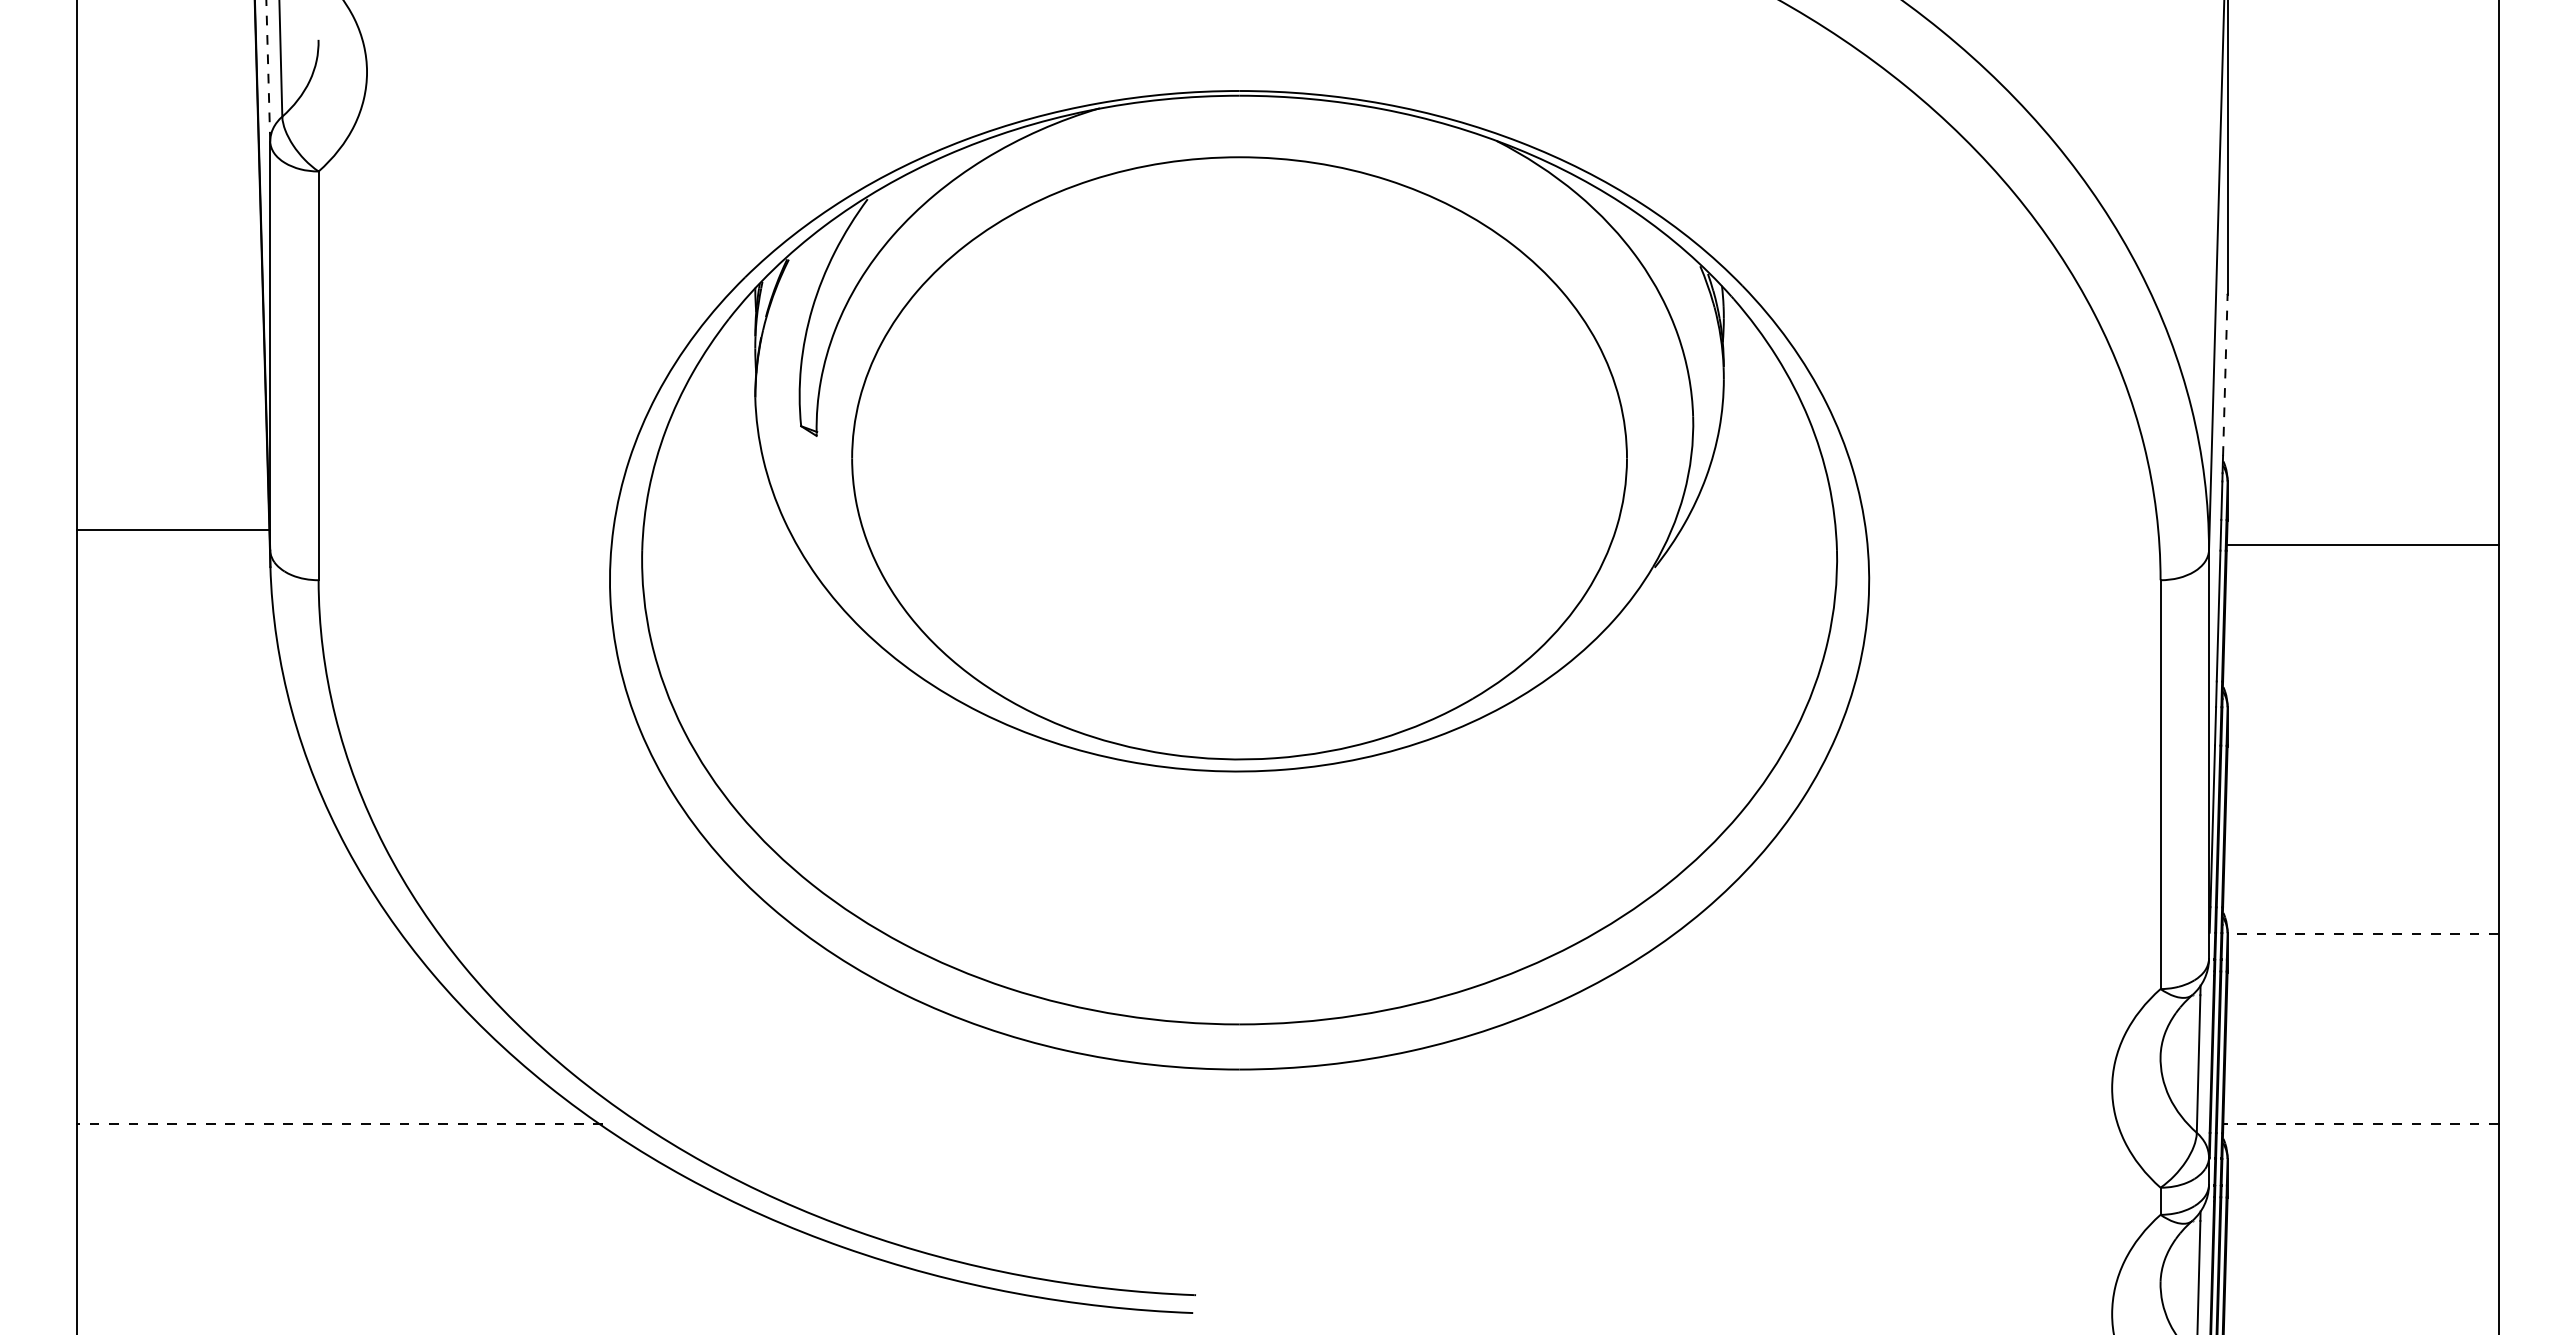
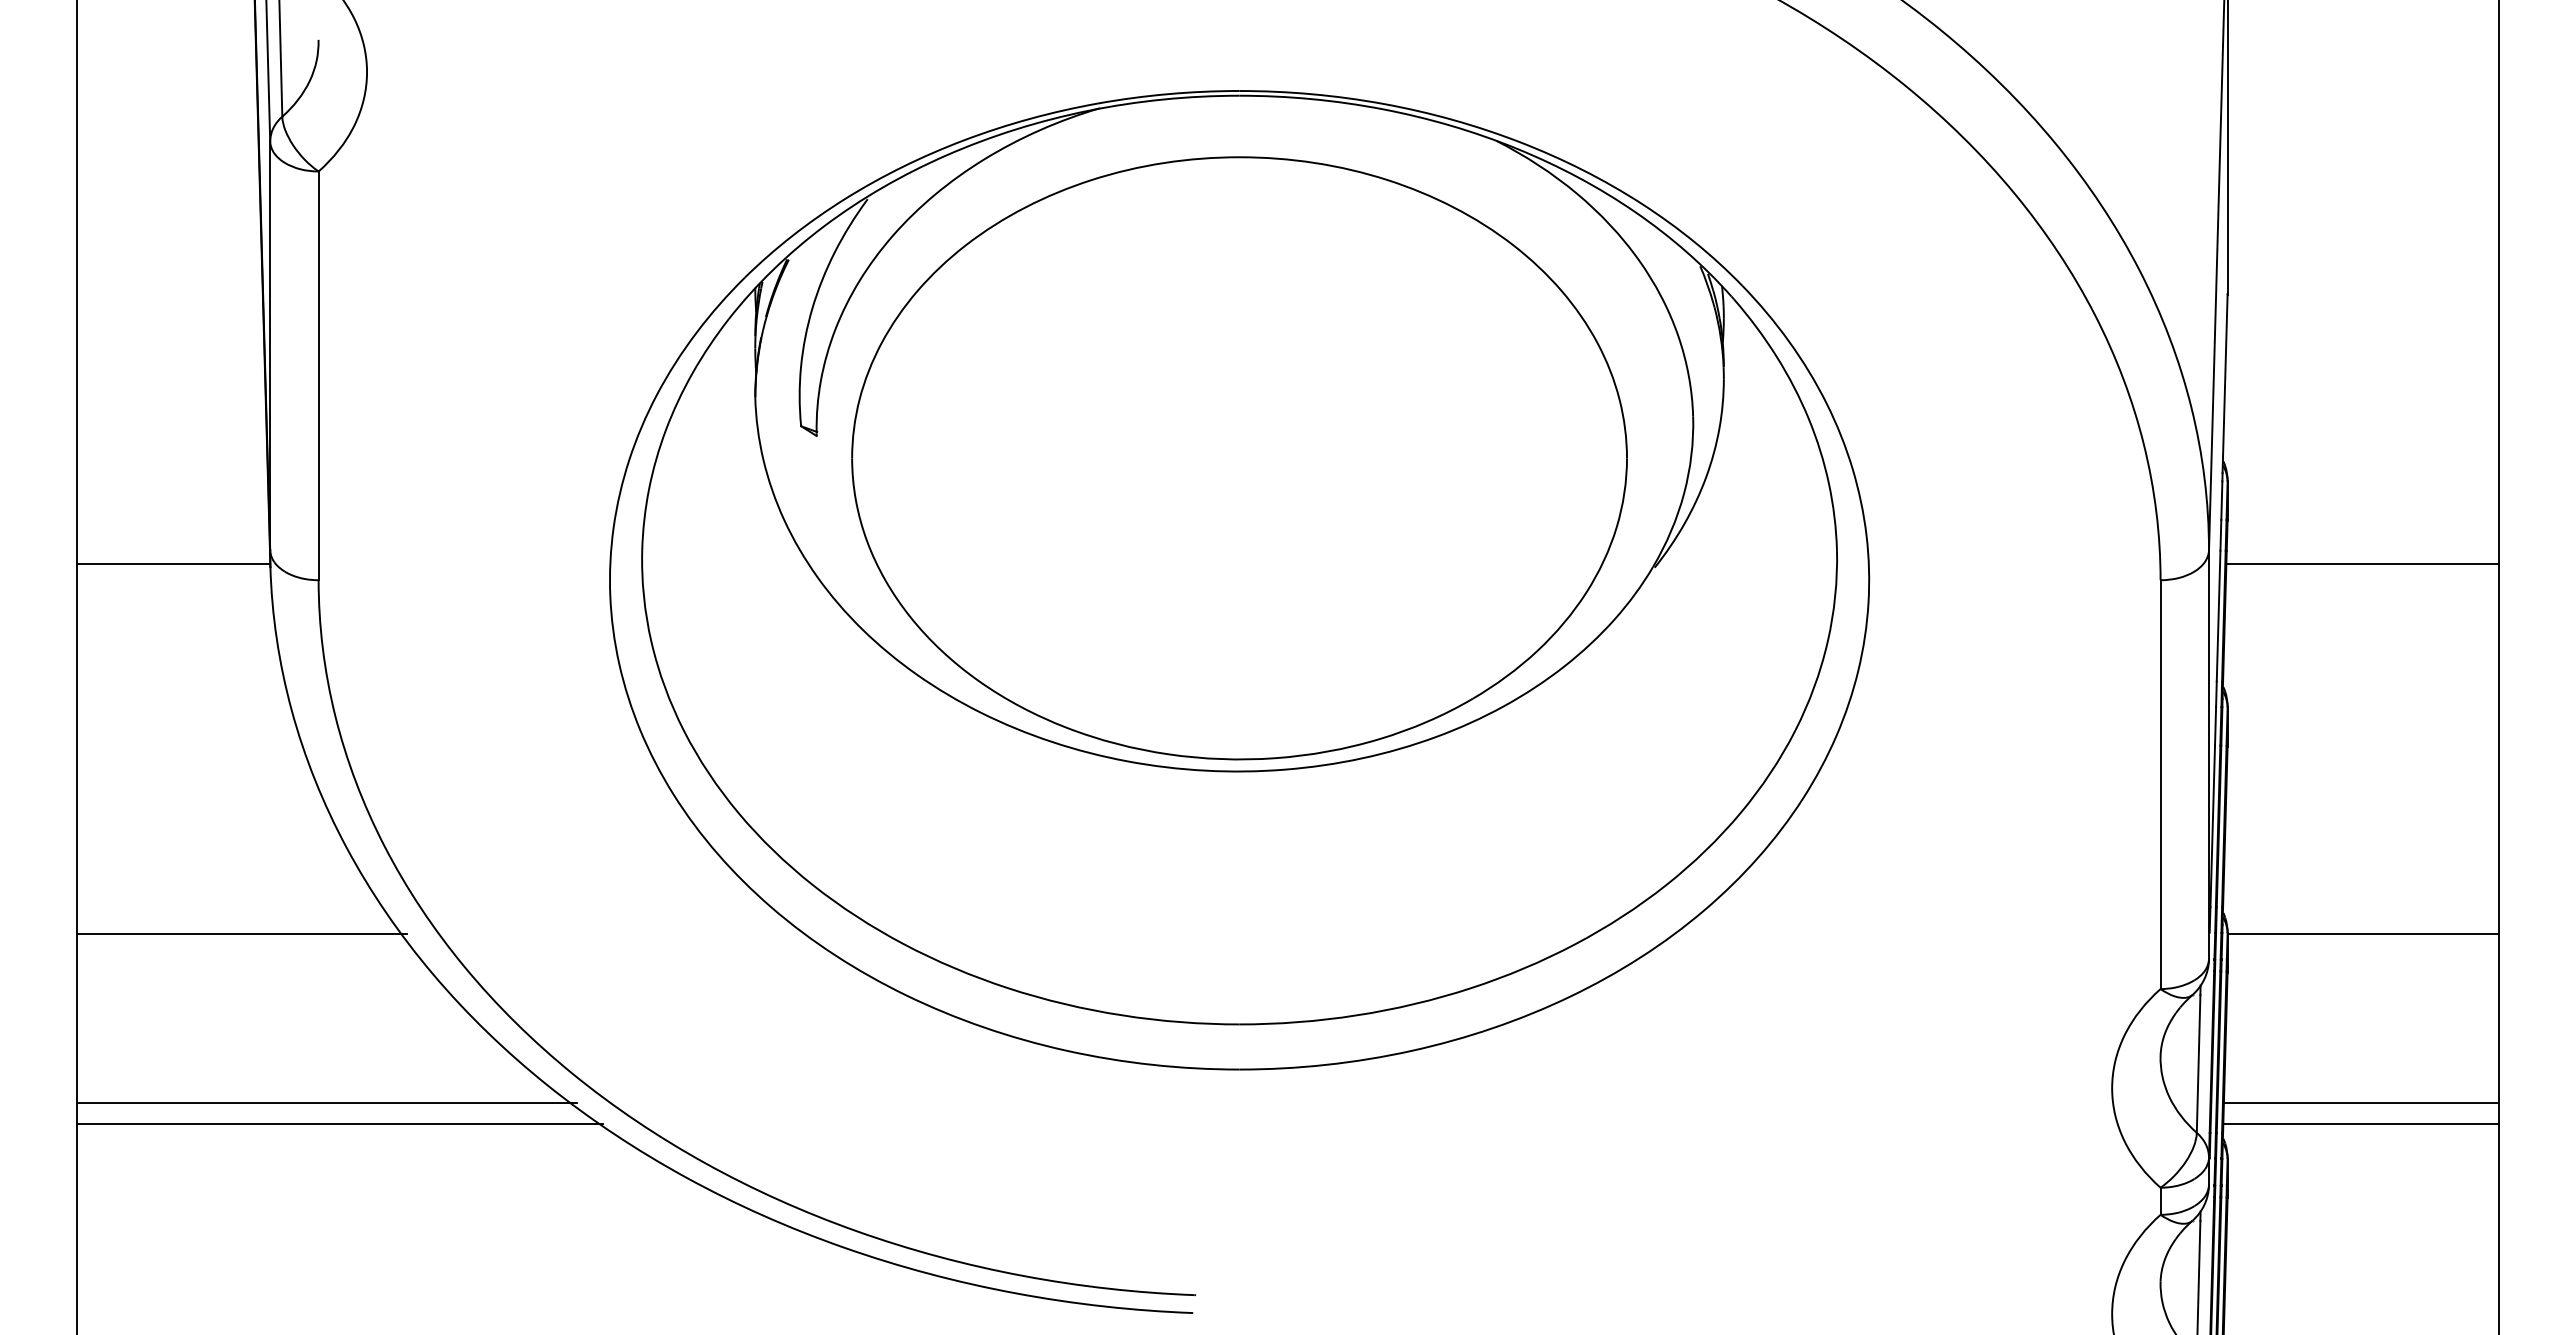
line: dashed -> solid (268, 70)
line: dashed -> solid (2225, 375)
line position: (173, 529) -> (173, 563) (173, 563)
line position: (2362, 544) -> (2362, 563) (2362, 563)
line: none -> present (242, 934)
line: dashed -> solid (2363, 934)
line: none -> present (326, 1102)
line: none -> present (2360, 1102)
line: dashed -> solid (340, 1124)
line: dashed -> solid (2361, 1124)
